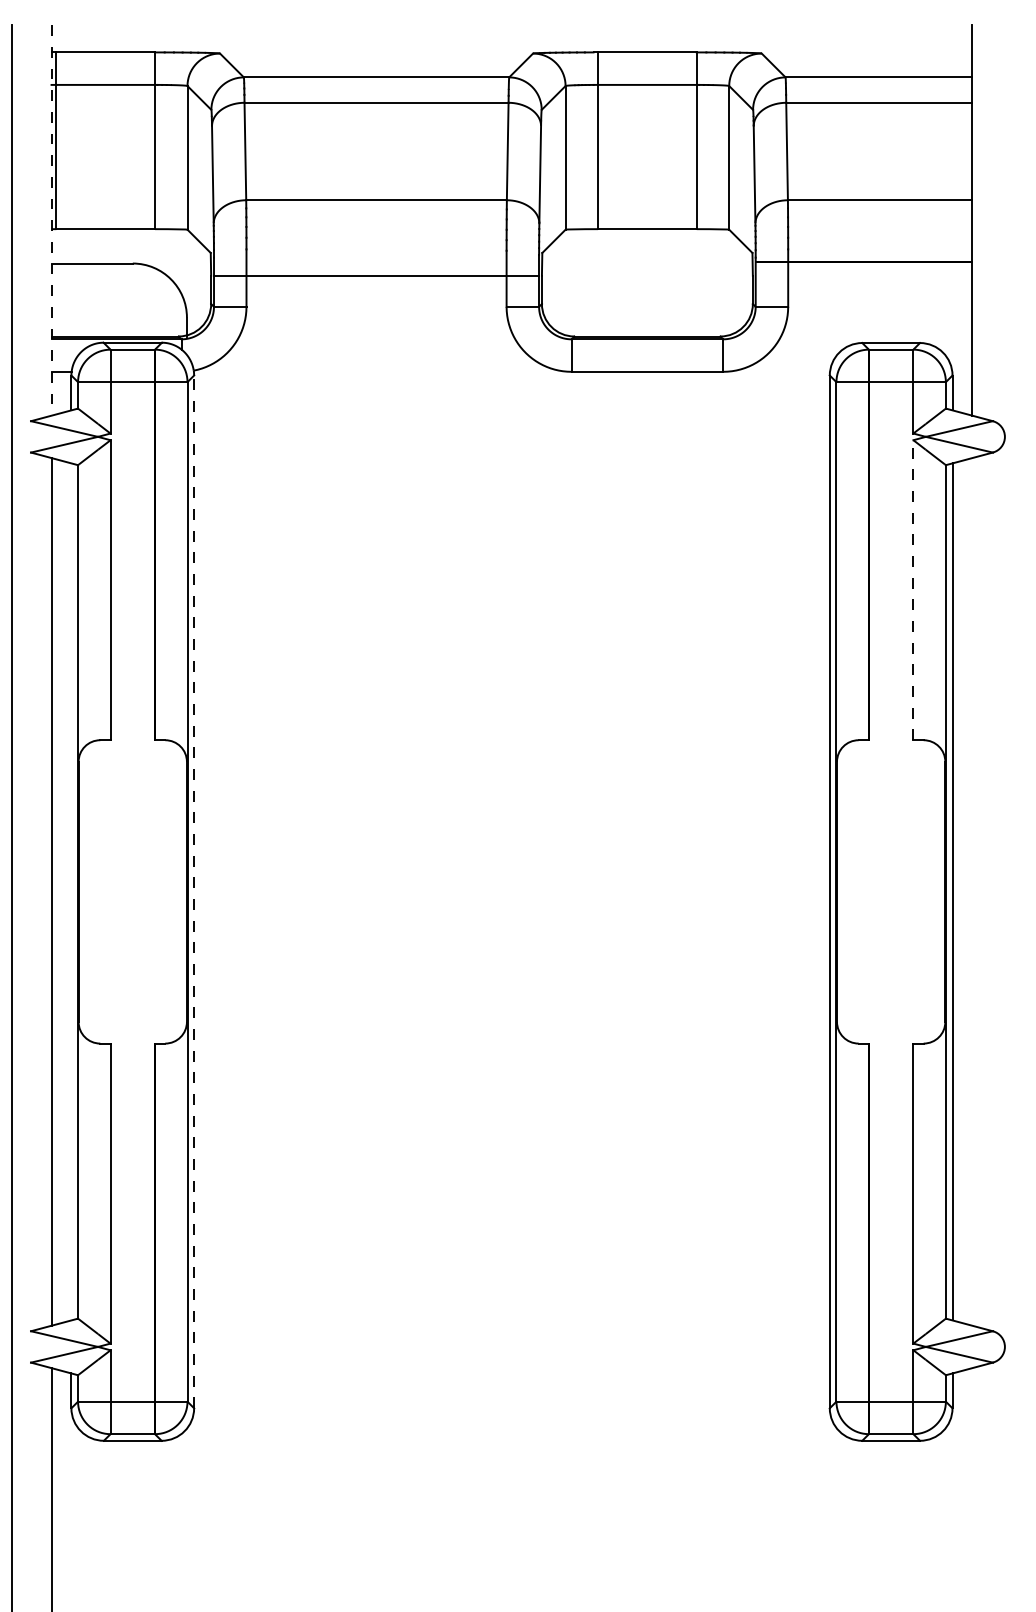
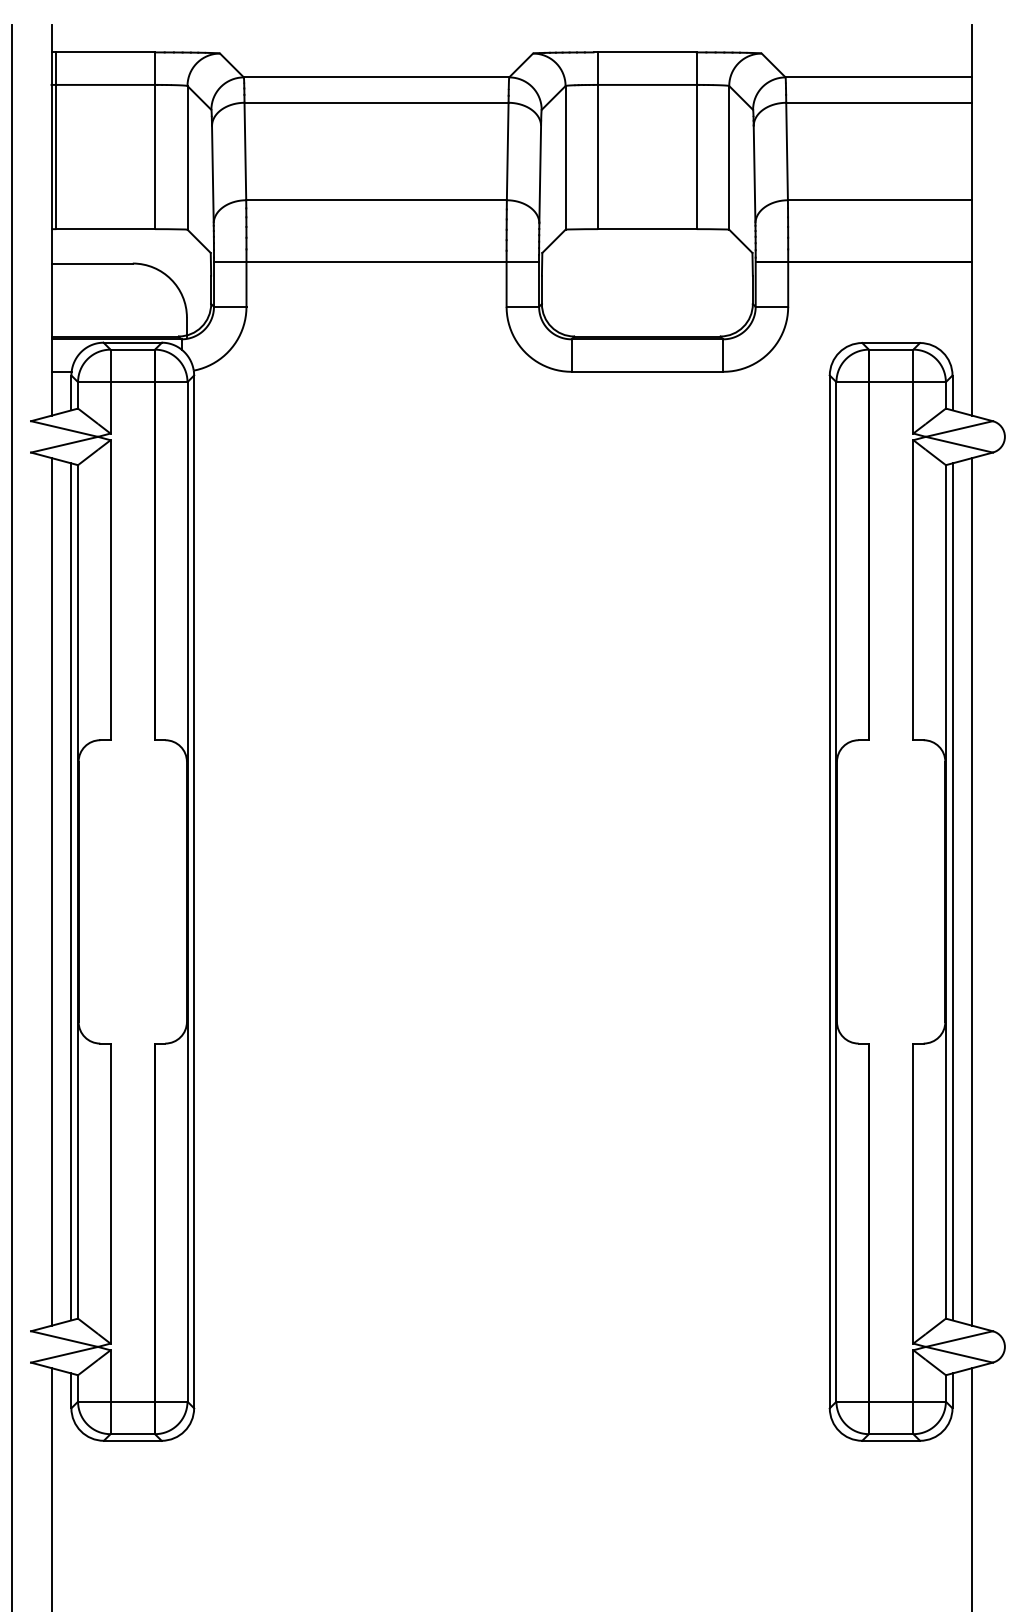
line: dashed -> solid (51, 220)
line position: (376, 275) -> (376, 261) (376, 261)
line: dashed -> solid (913, 589)
line: none -> present (71, 891)
line: dashed -> solid (194, 891)
line: none -> present (972, 891)
line: none -> present (972, 1488)
